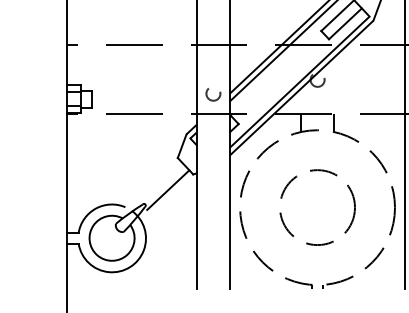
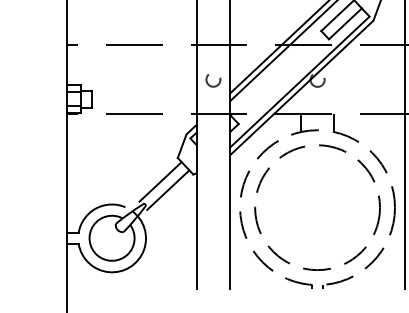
circle position: (213, 94) -> (213, 80) (213, 80)
line: none -> present (160, 181)
circle size: 77x77 px -> 127x127 px (317, 207)
